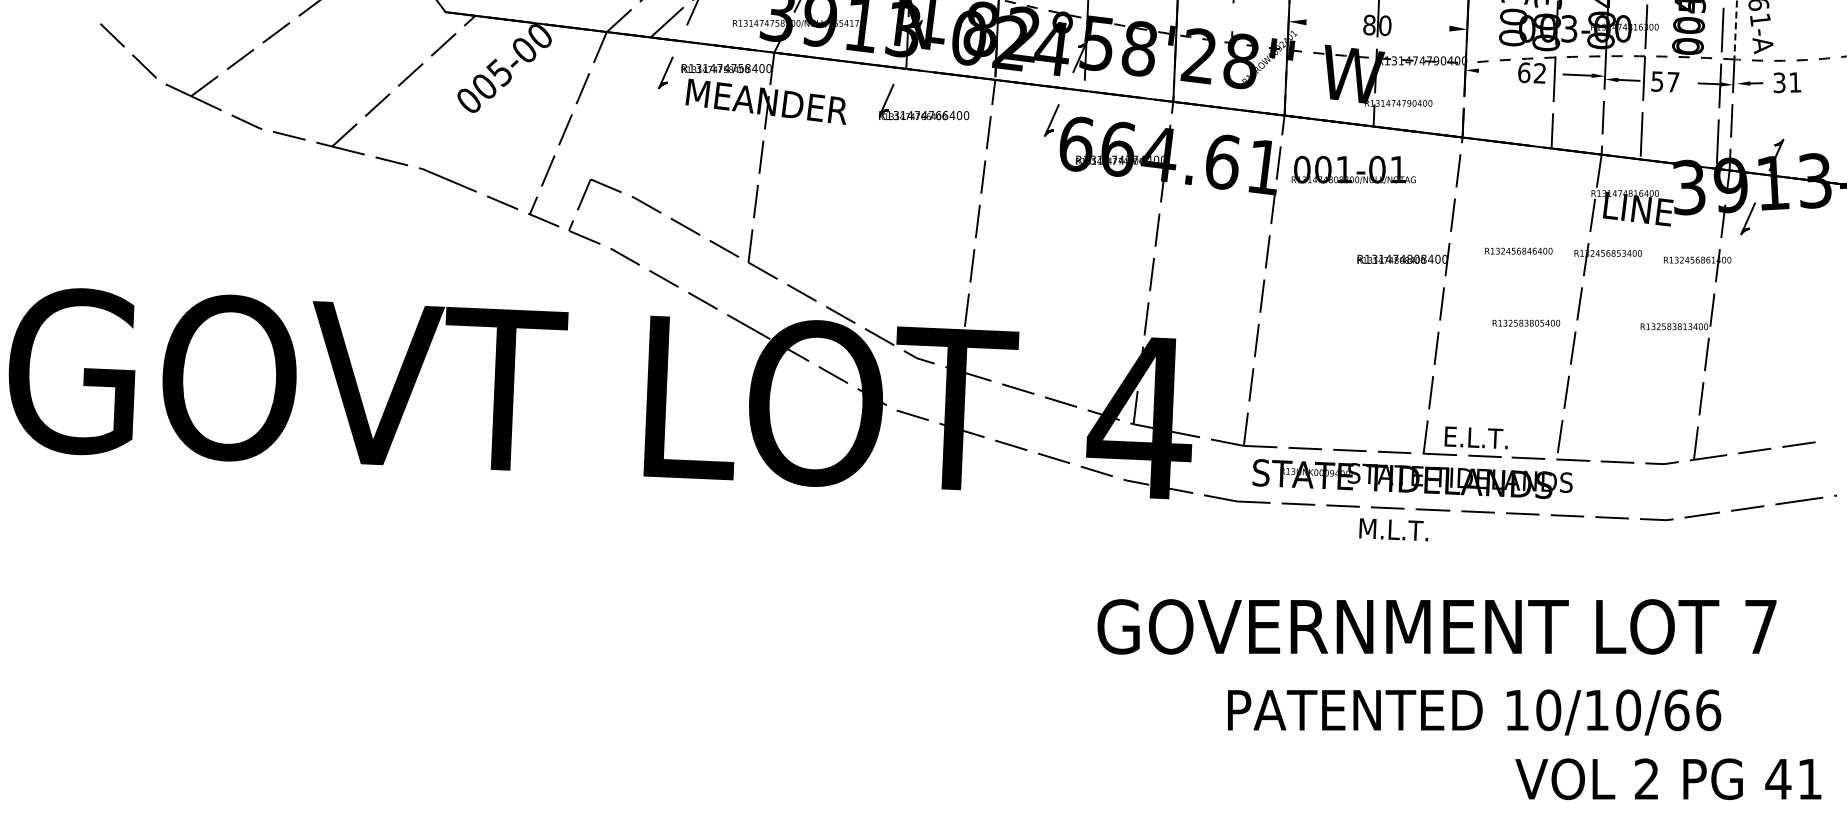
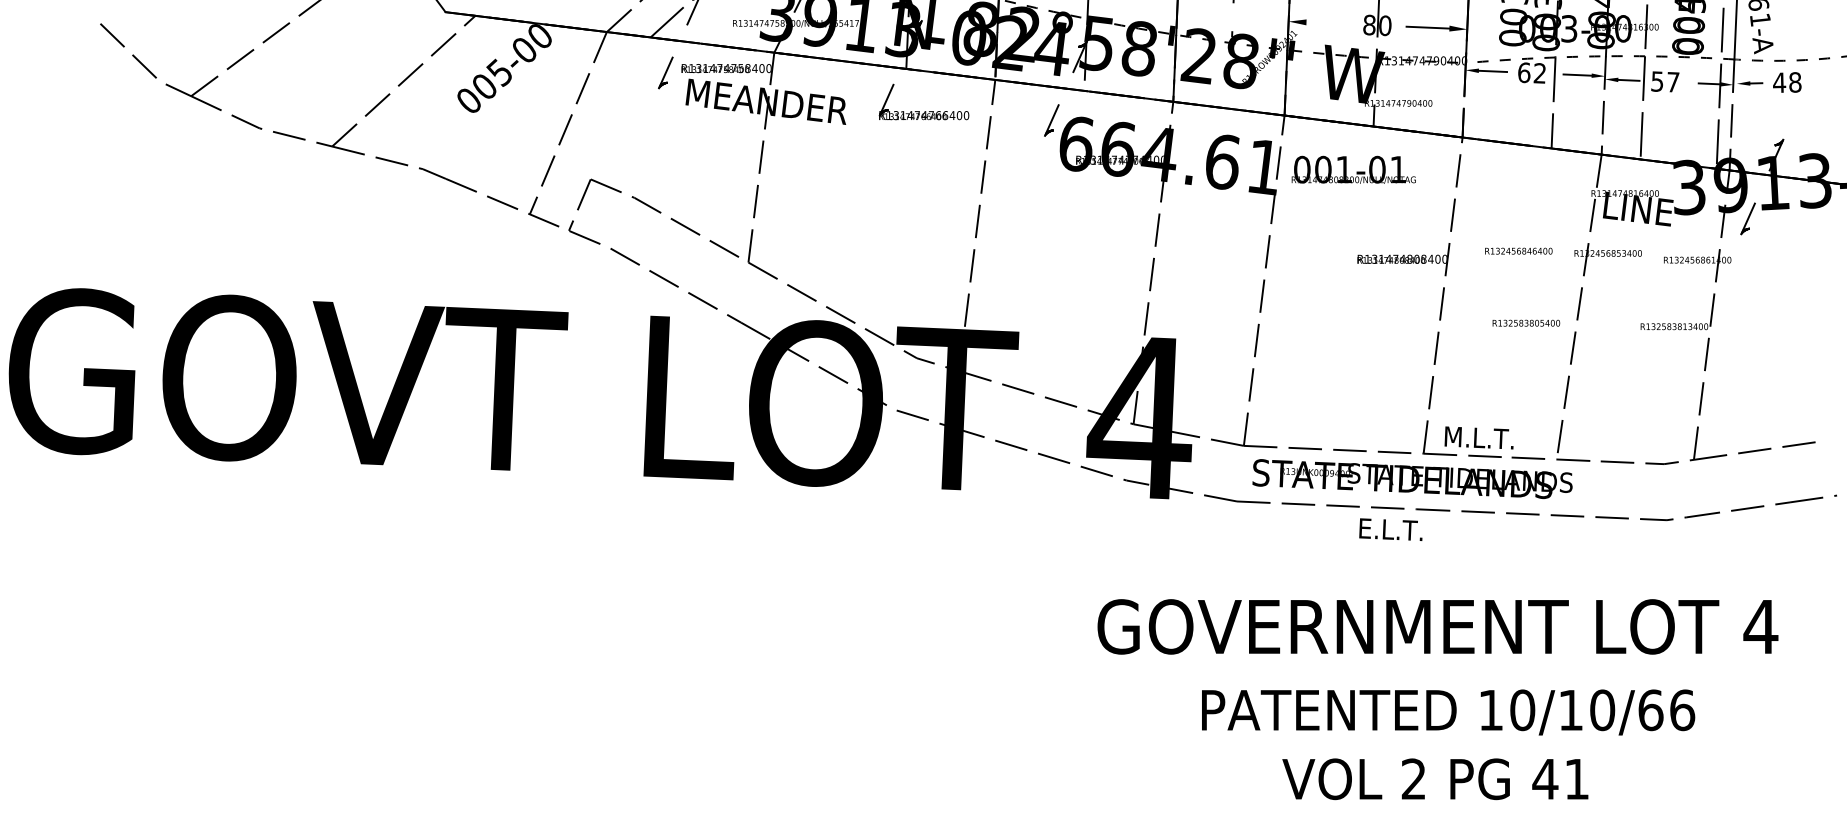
line: none -> present (1427, 27)
line: dashed -> solid (1735, 30)
line: none -> present (1492, 71)
text: 31 -> 48 (1787, 82)
text: E.L.T. -> M.L.T. (1480, 437)
text: M.L.T. -> E.L.T. (1394, 529)
text: 7 -> 4 (1760, 626)
text position: (1474, 712) -> (1448, 712) (1448, 712)
text position: (1668, 779) -> (1435, 779) (1435, 779)
